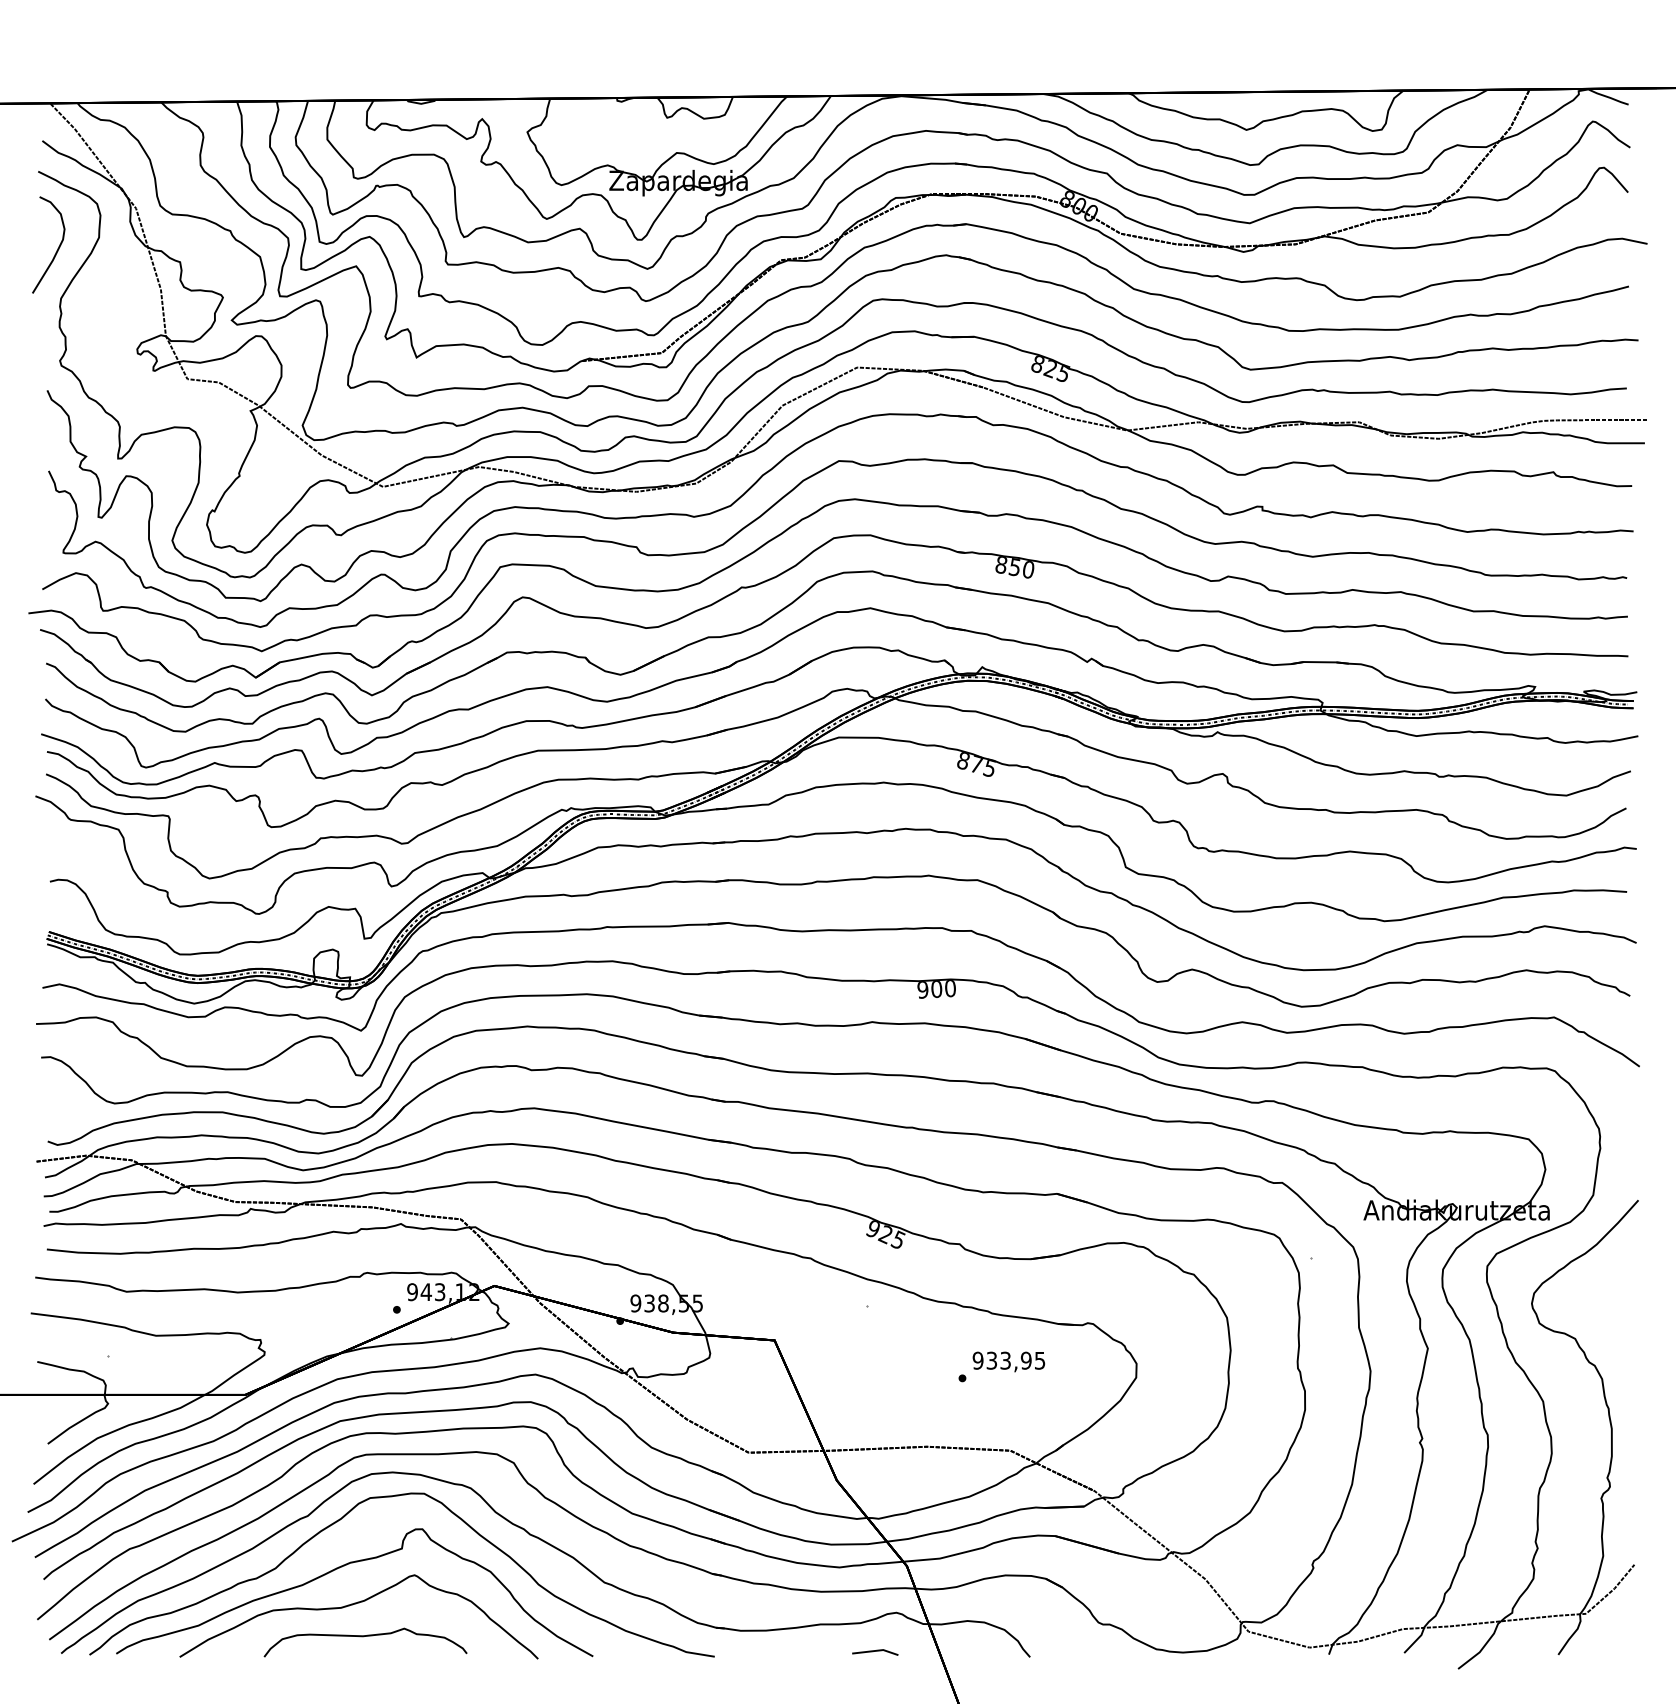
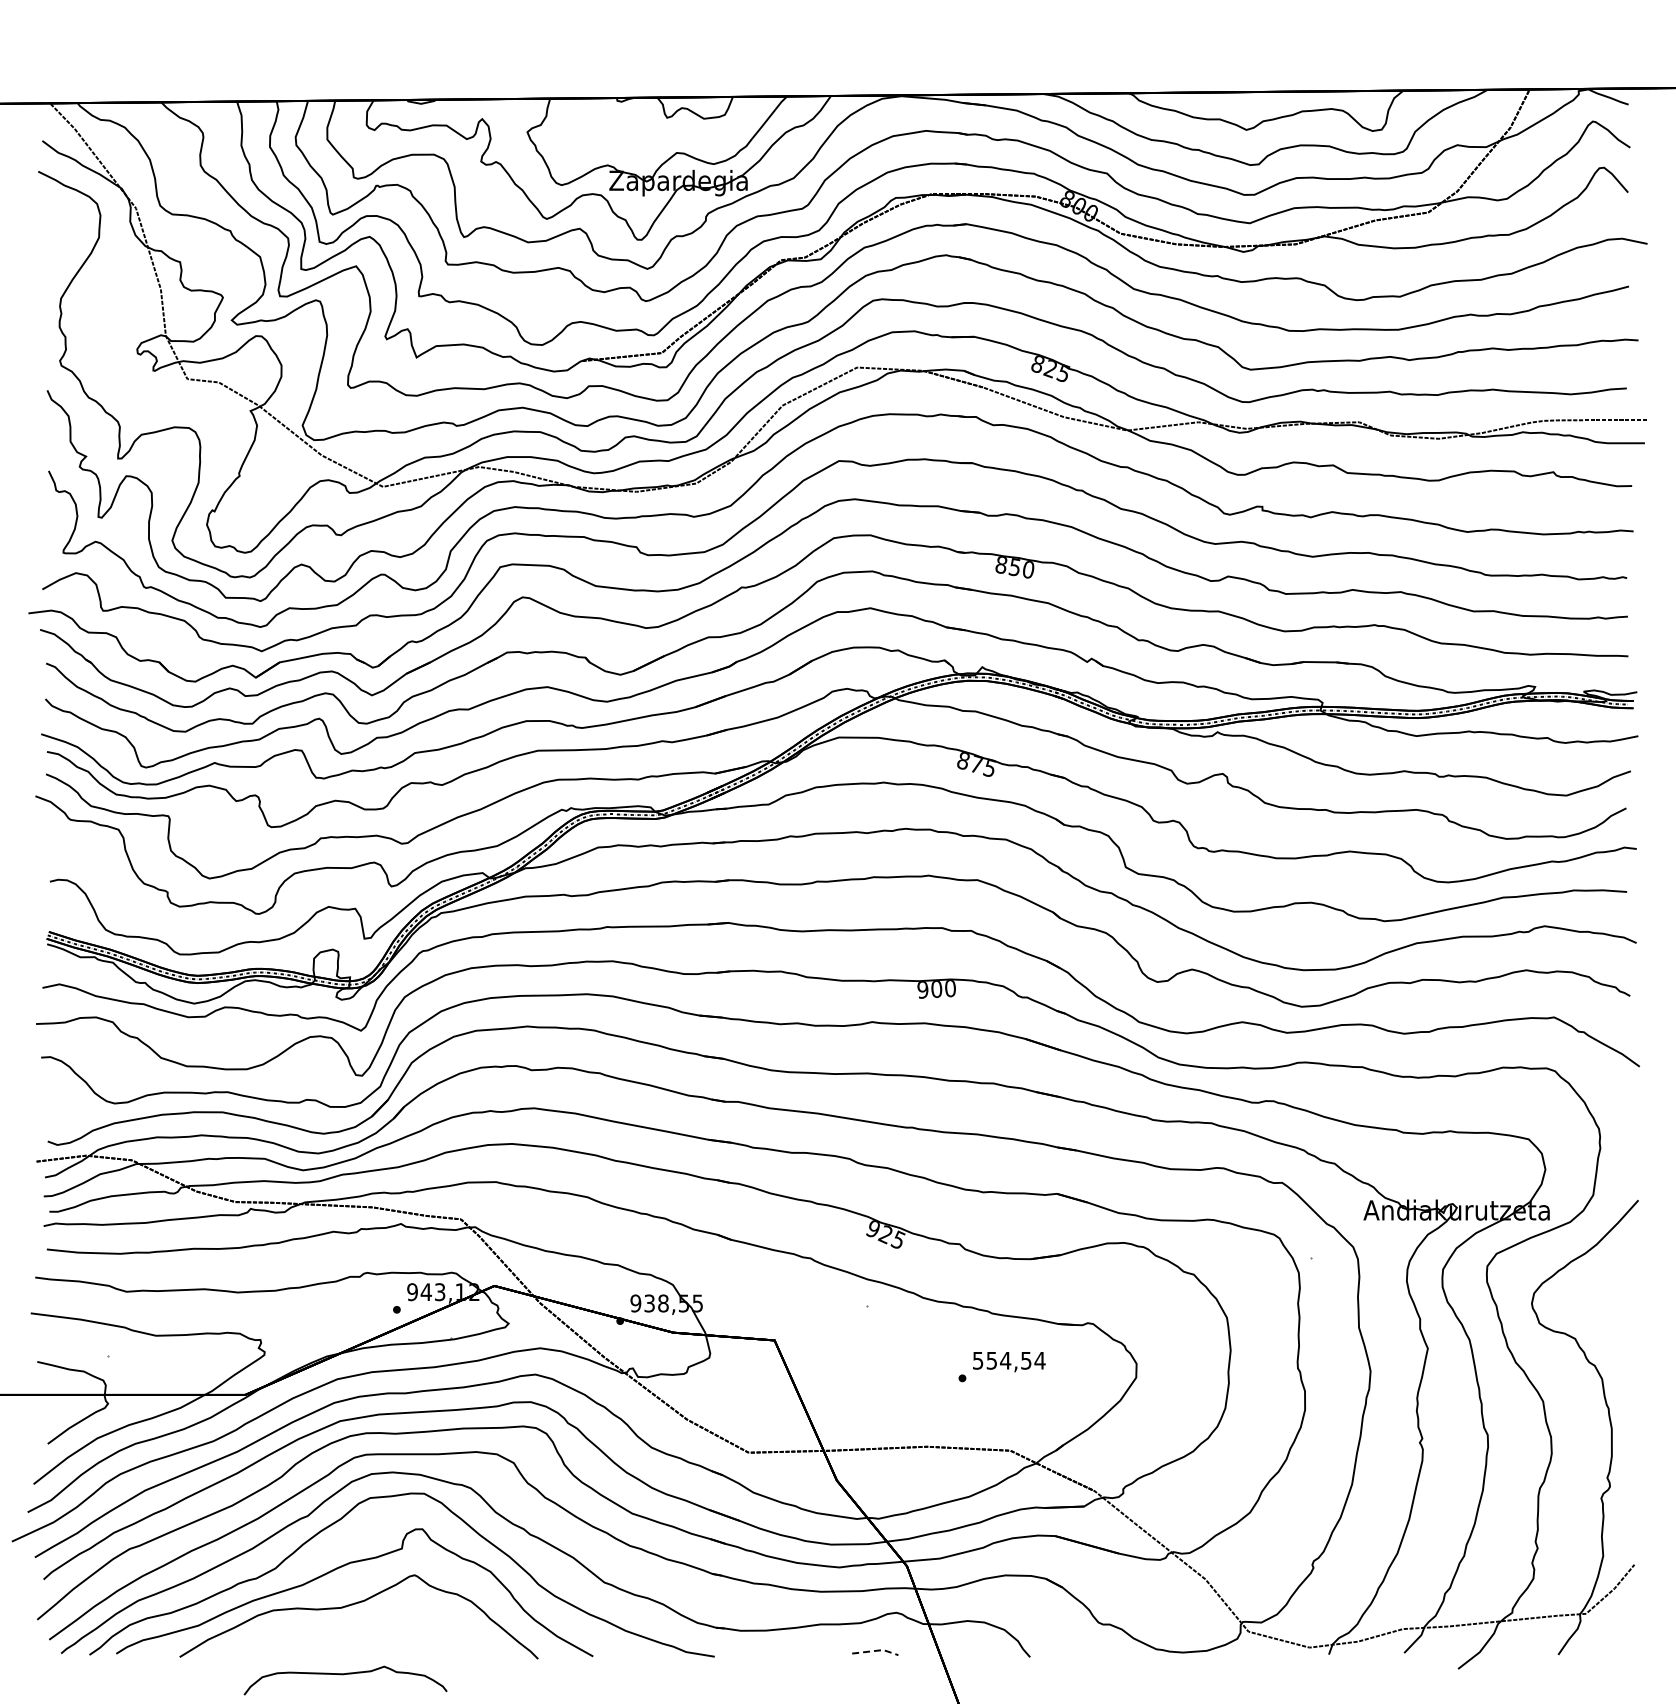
curve: present -> none (57, 248)
text: 933,95 -> 554,54 (1008, 1360)
curve position: (363, 1637) -> (343, 1675) (343, 1675)
line: solid -> dashed (876, 1650)
